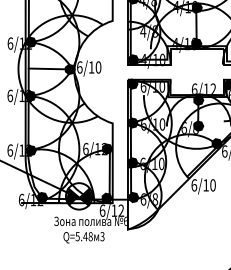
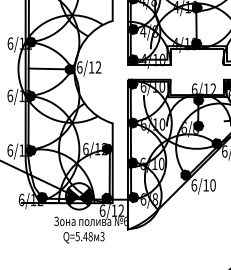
fill: none -> present (133, 29)
text: 6/10 -> 6/12 (98, 67)
fill: none -> present (185, 174)
